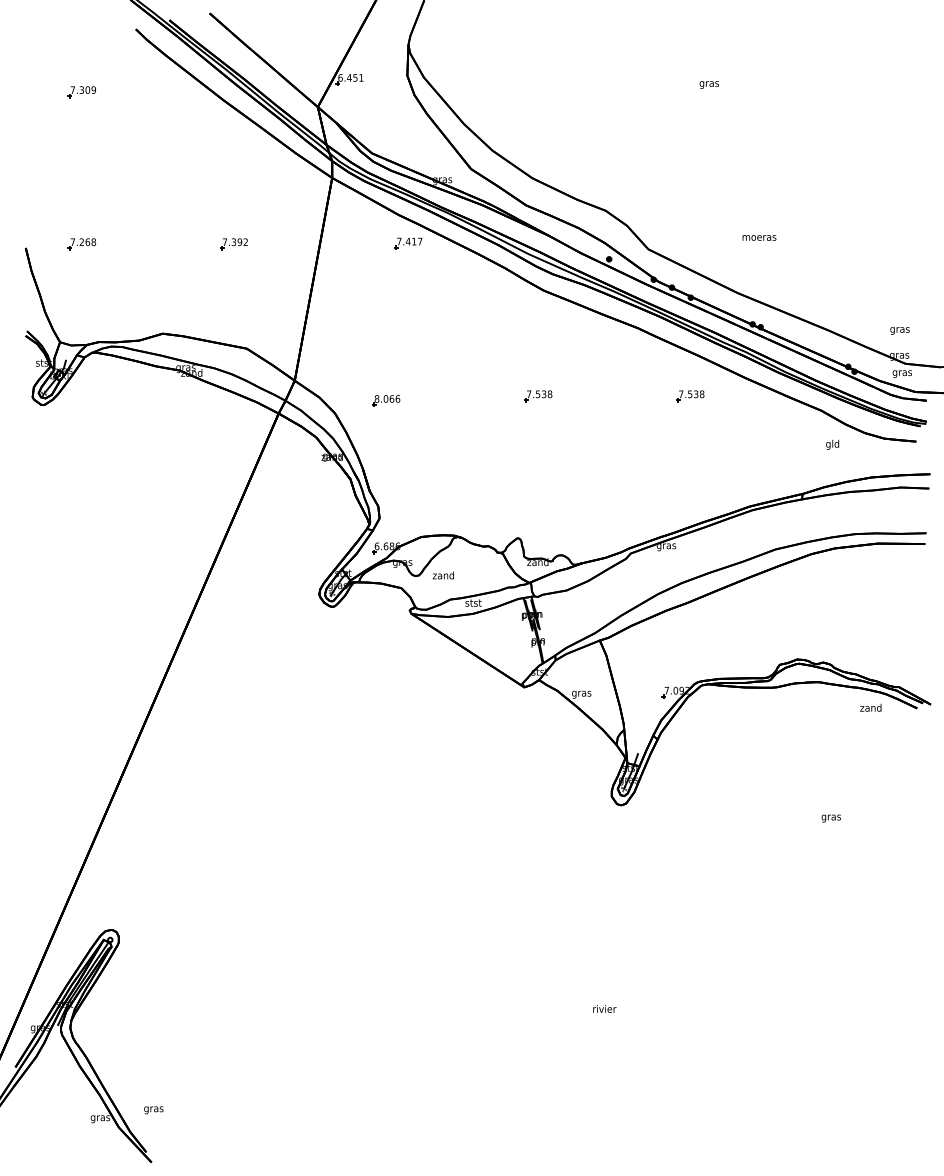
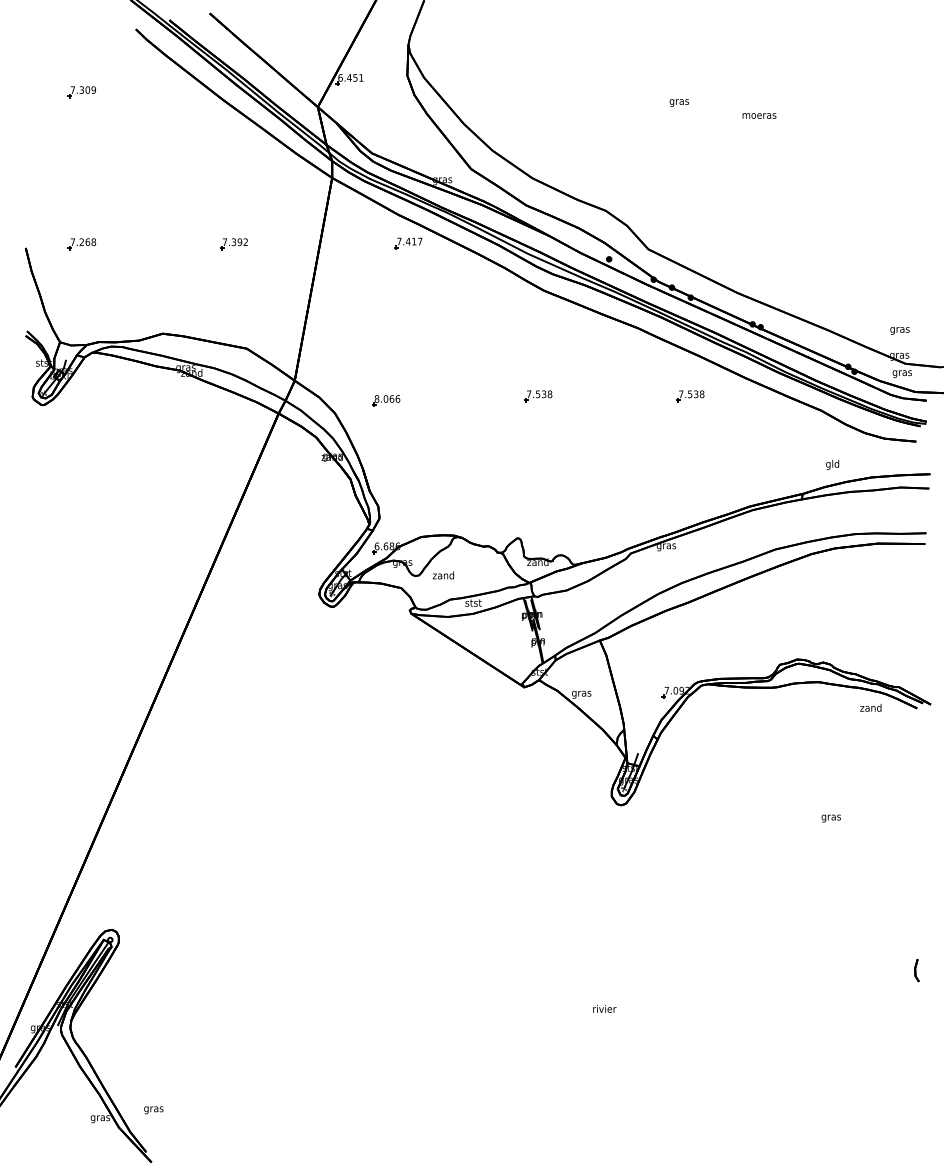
text position: (708, 84) -> (678, 102) (678, 102)
text position: (759, 237) -> (759, 115) (759, 115)
text position: (832, 444) -> (832, 464) (832, 464)
part: none -> present (916, 970)
